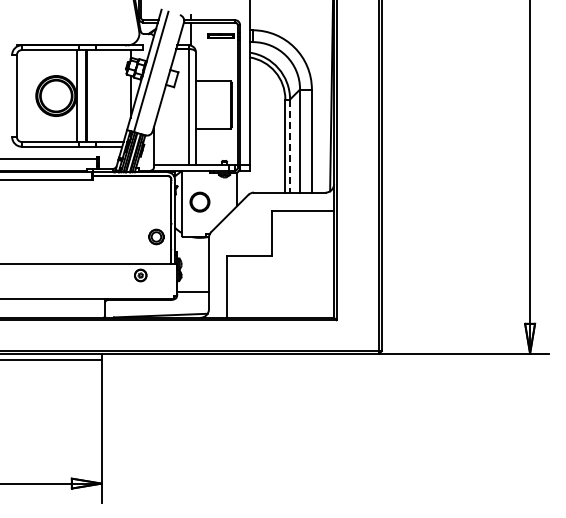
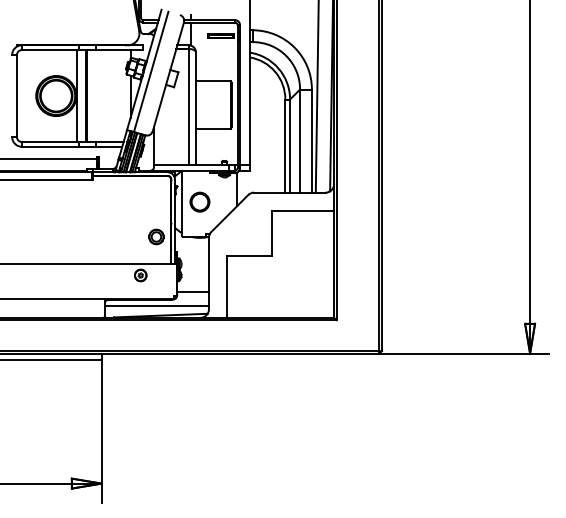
line: none -> present (316, 97)
line: dashed -> solid (290, 146)
line: none -> present (156, 305)
